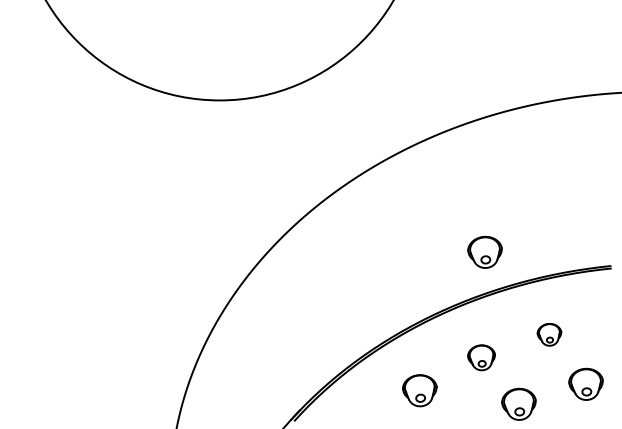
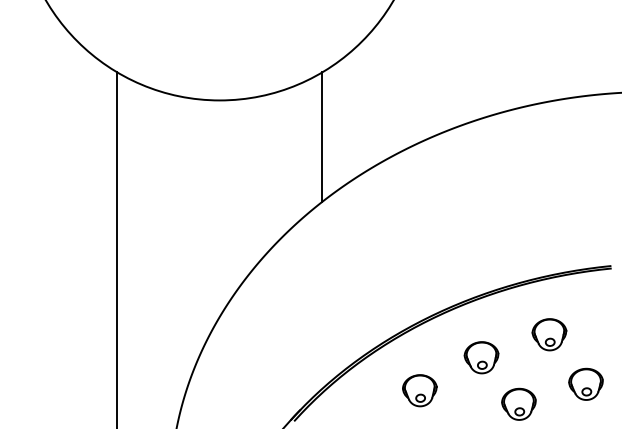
line: none -> present (322, 137)
line: none -> present (117, 248)
part: present -> none (484, 251)
part size: 27x24 px -> 37x34 px (549, 334)
part size: 29x28 px -> 37x34 px (481, 357)
